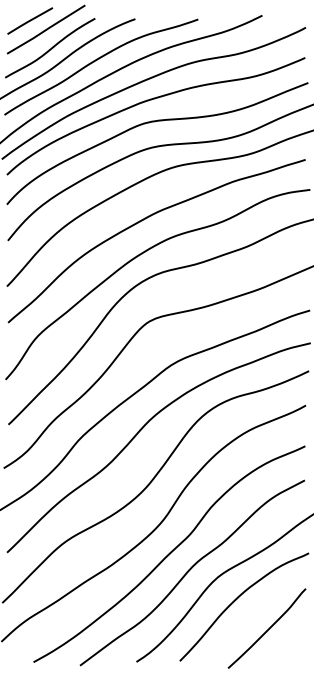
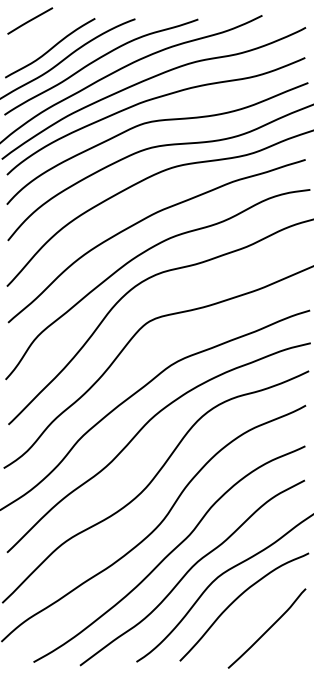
line: present -> none (45, 29)
